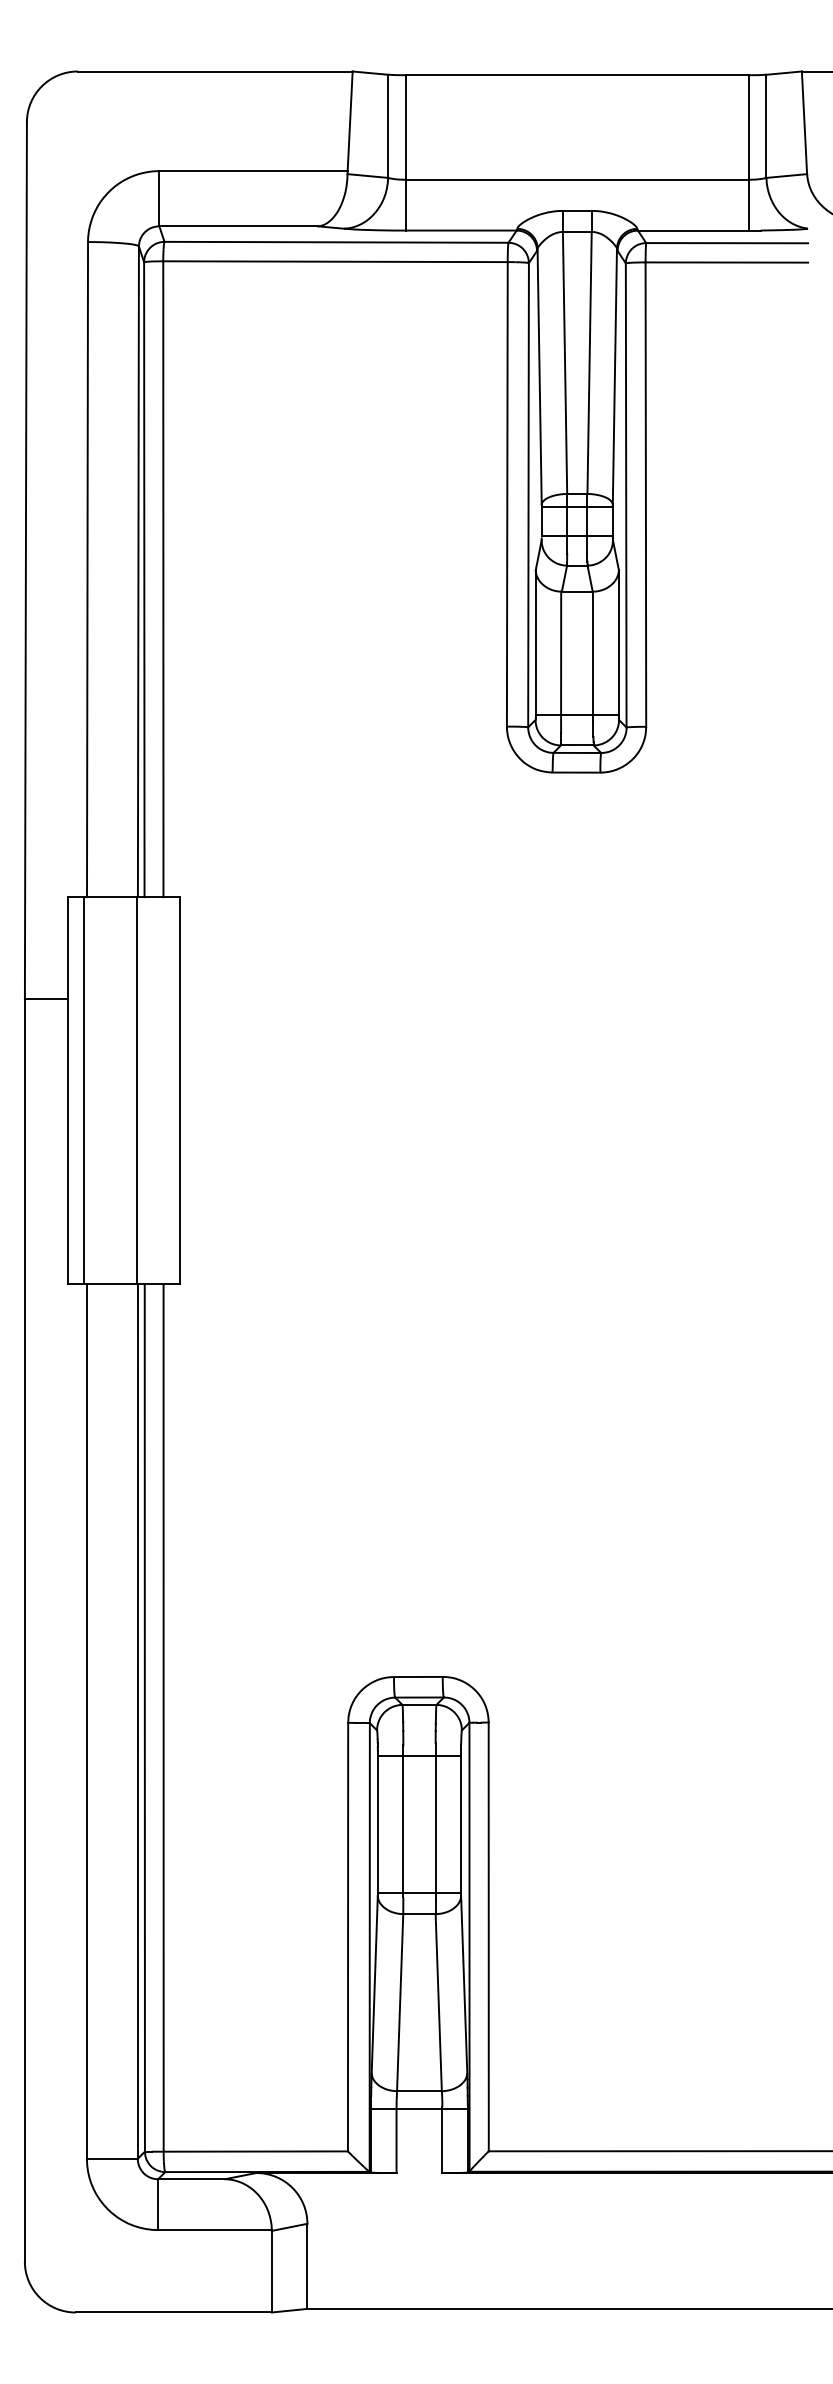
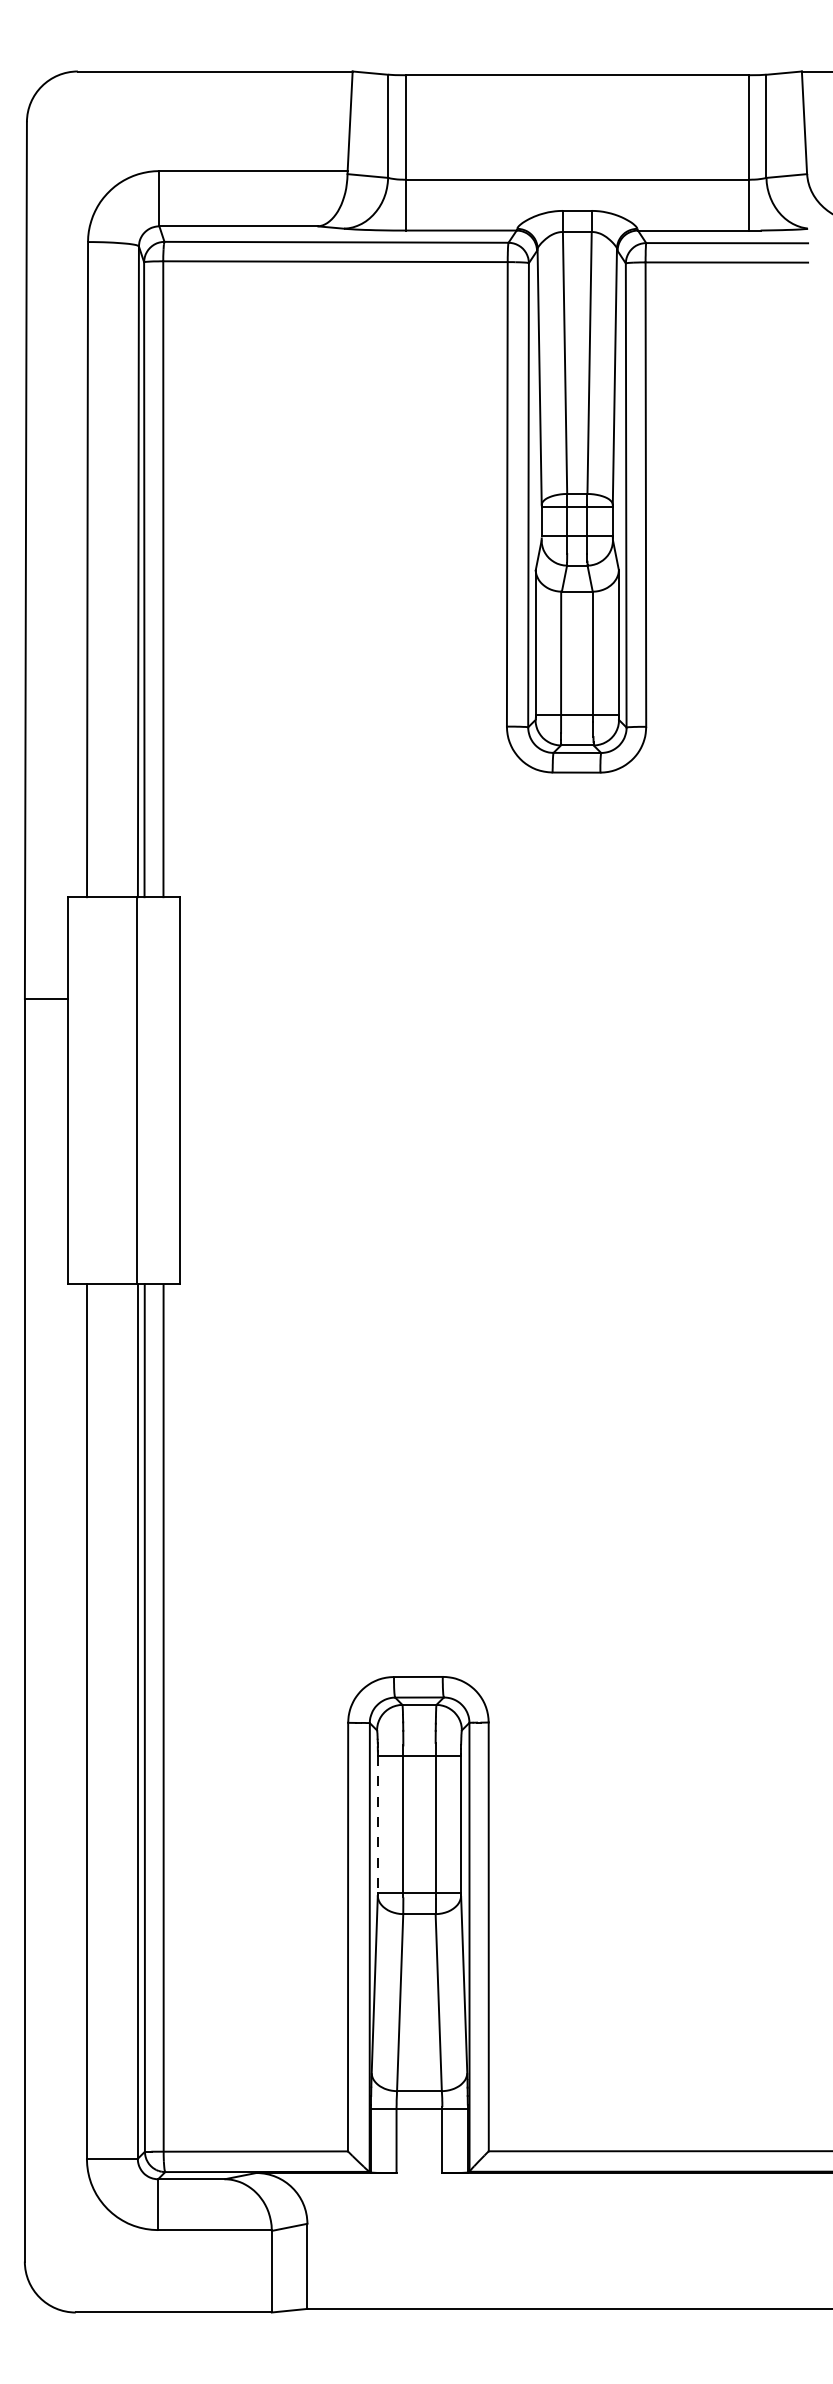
line: present -> none (83, 1090)
line: solid -> dashed (377, 1824)
